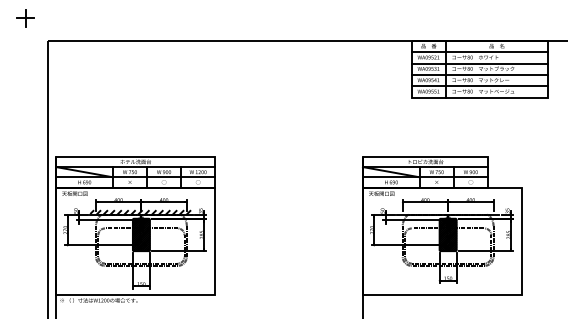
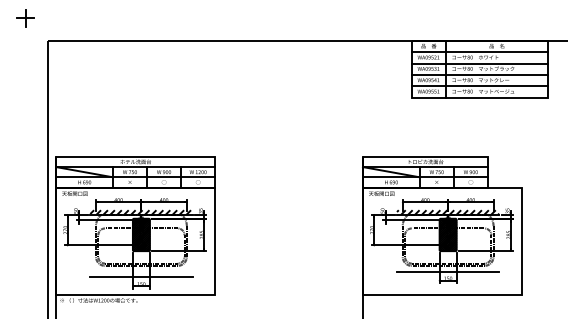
hatch: none -> present (448, 212)
line: none -> present (448, 271)
line: none -> present (141, 277)
